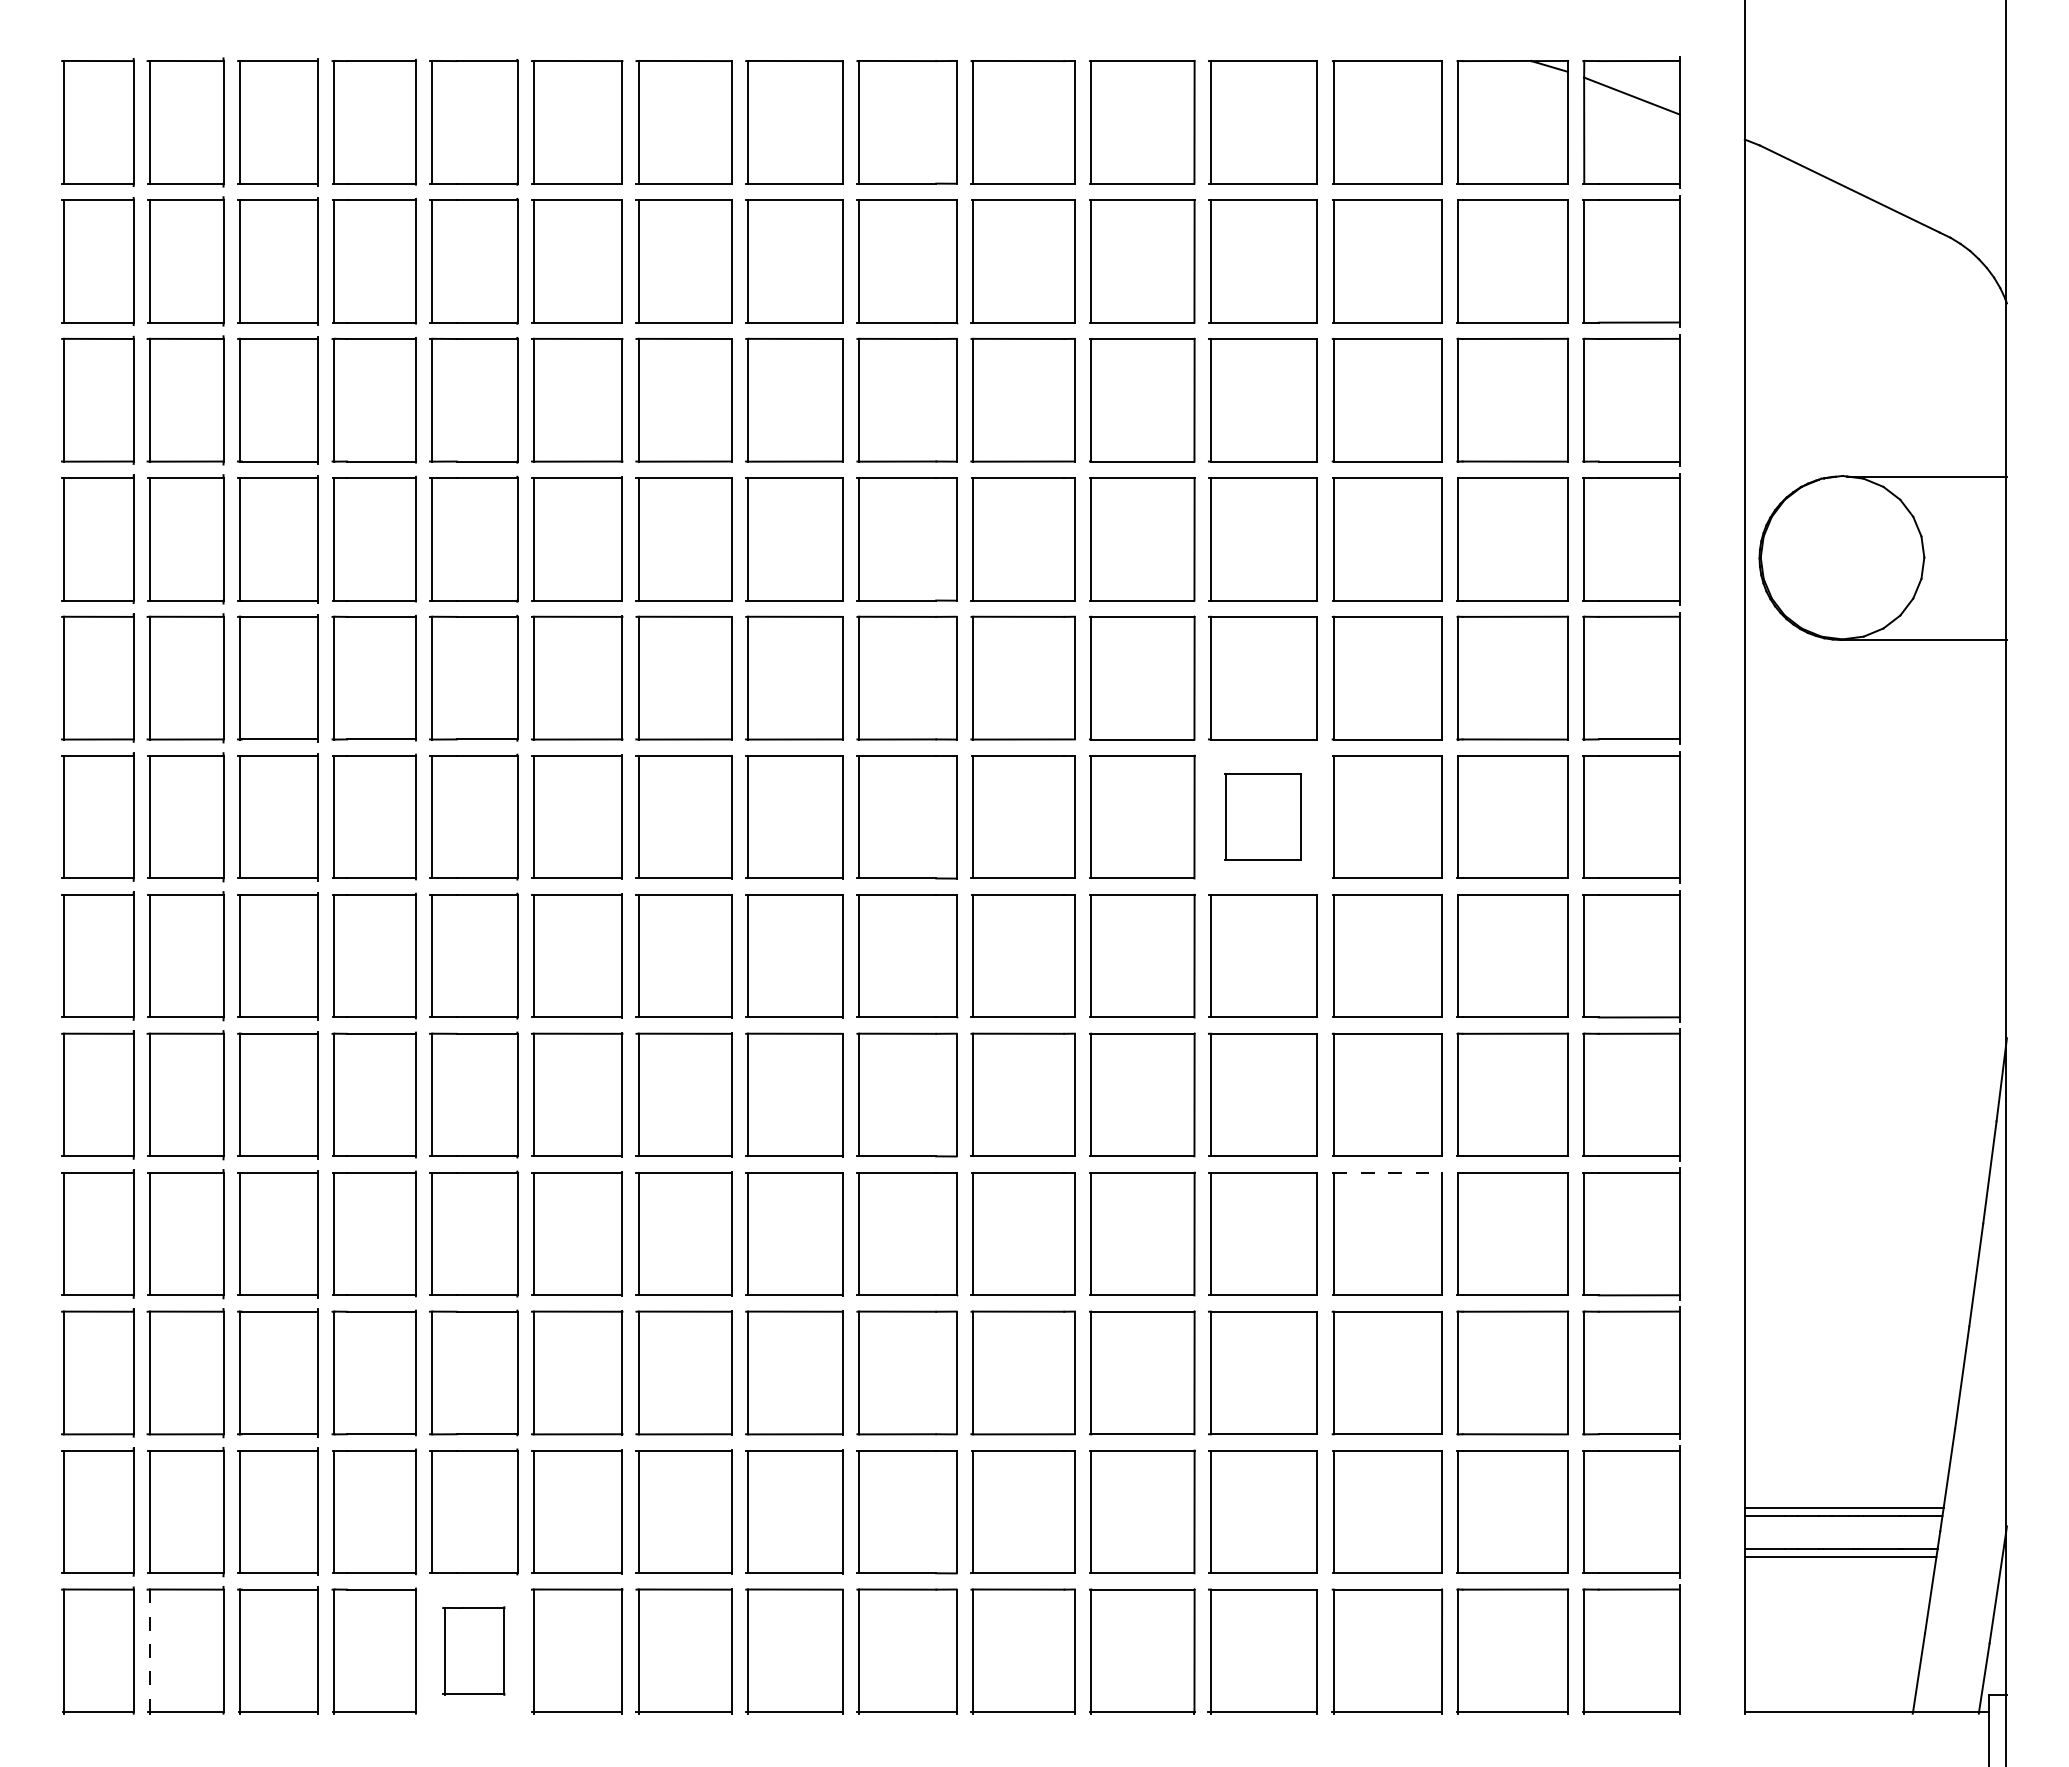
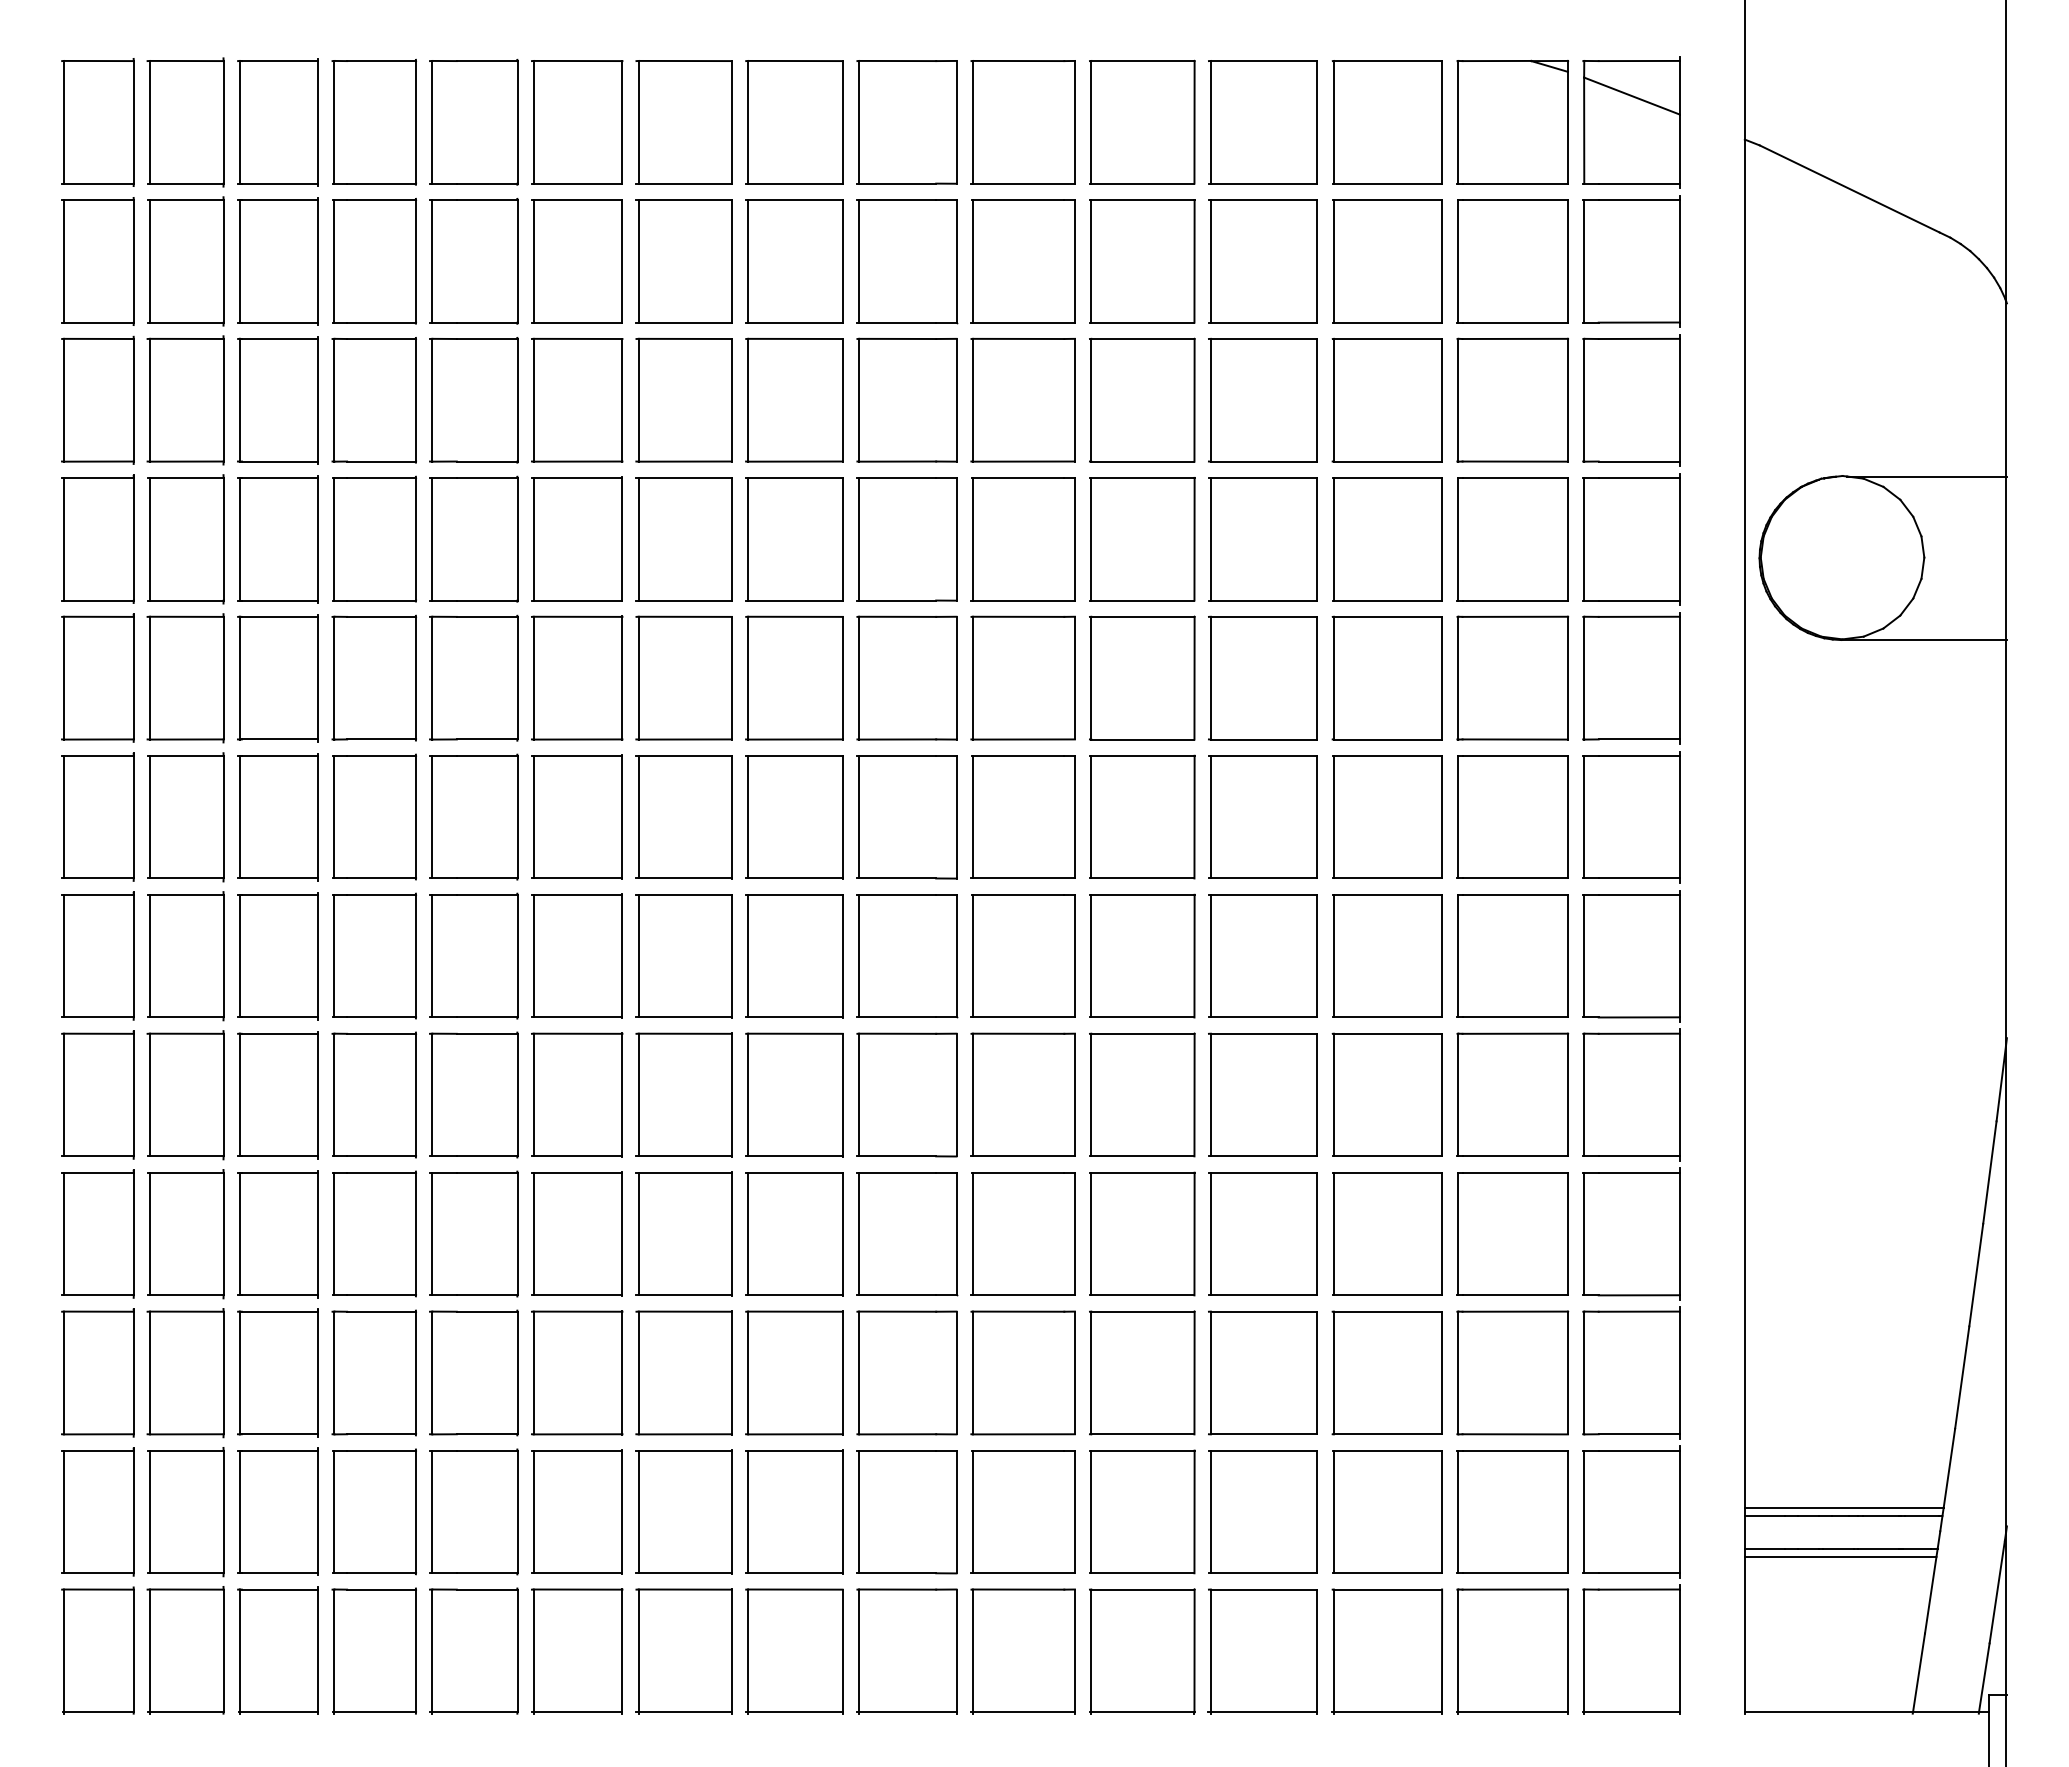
part size: 78x88 px -> 110x124 px (1262, 816)
line: dashed -> solid (1388, 1172)
line: dashed -> solid (150, 1650)
part size: 64x90 px -> 90x128 px (473, 1650)
